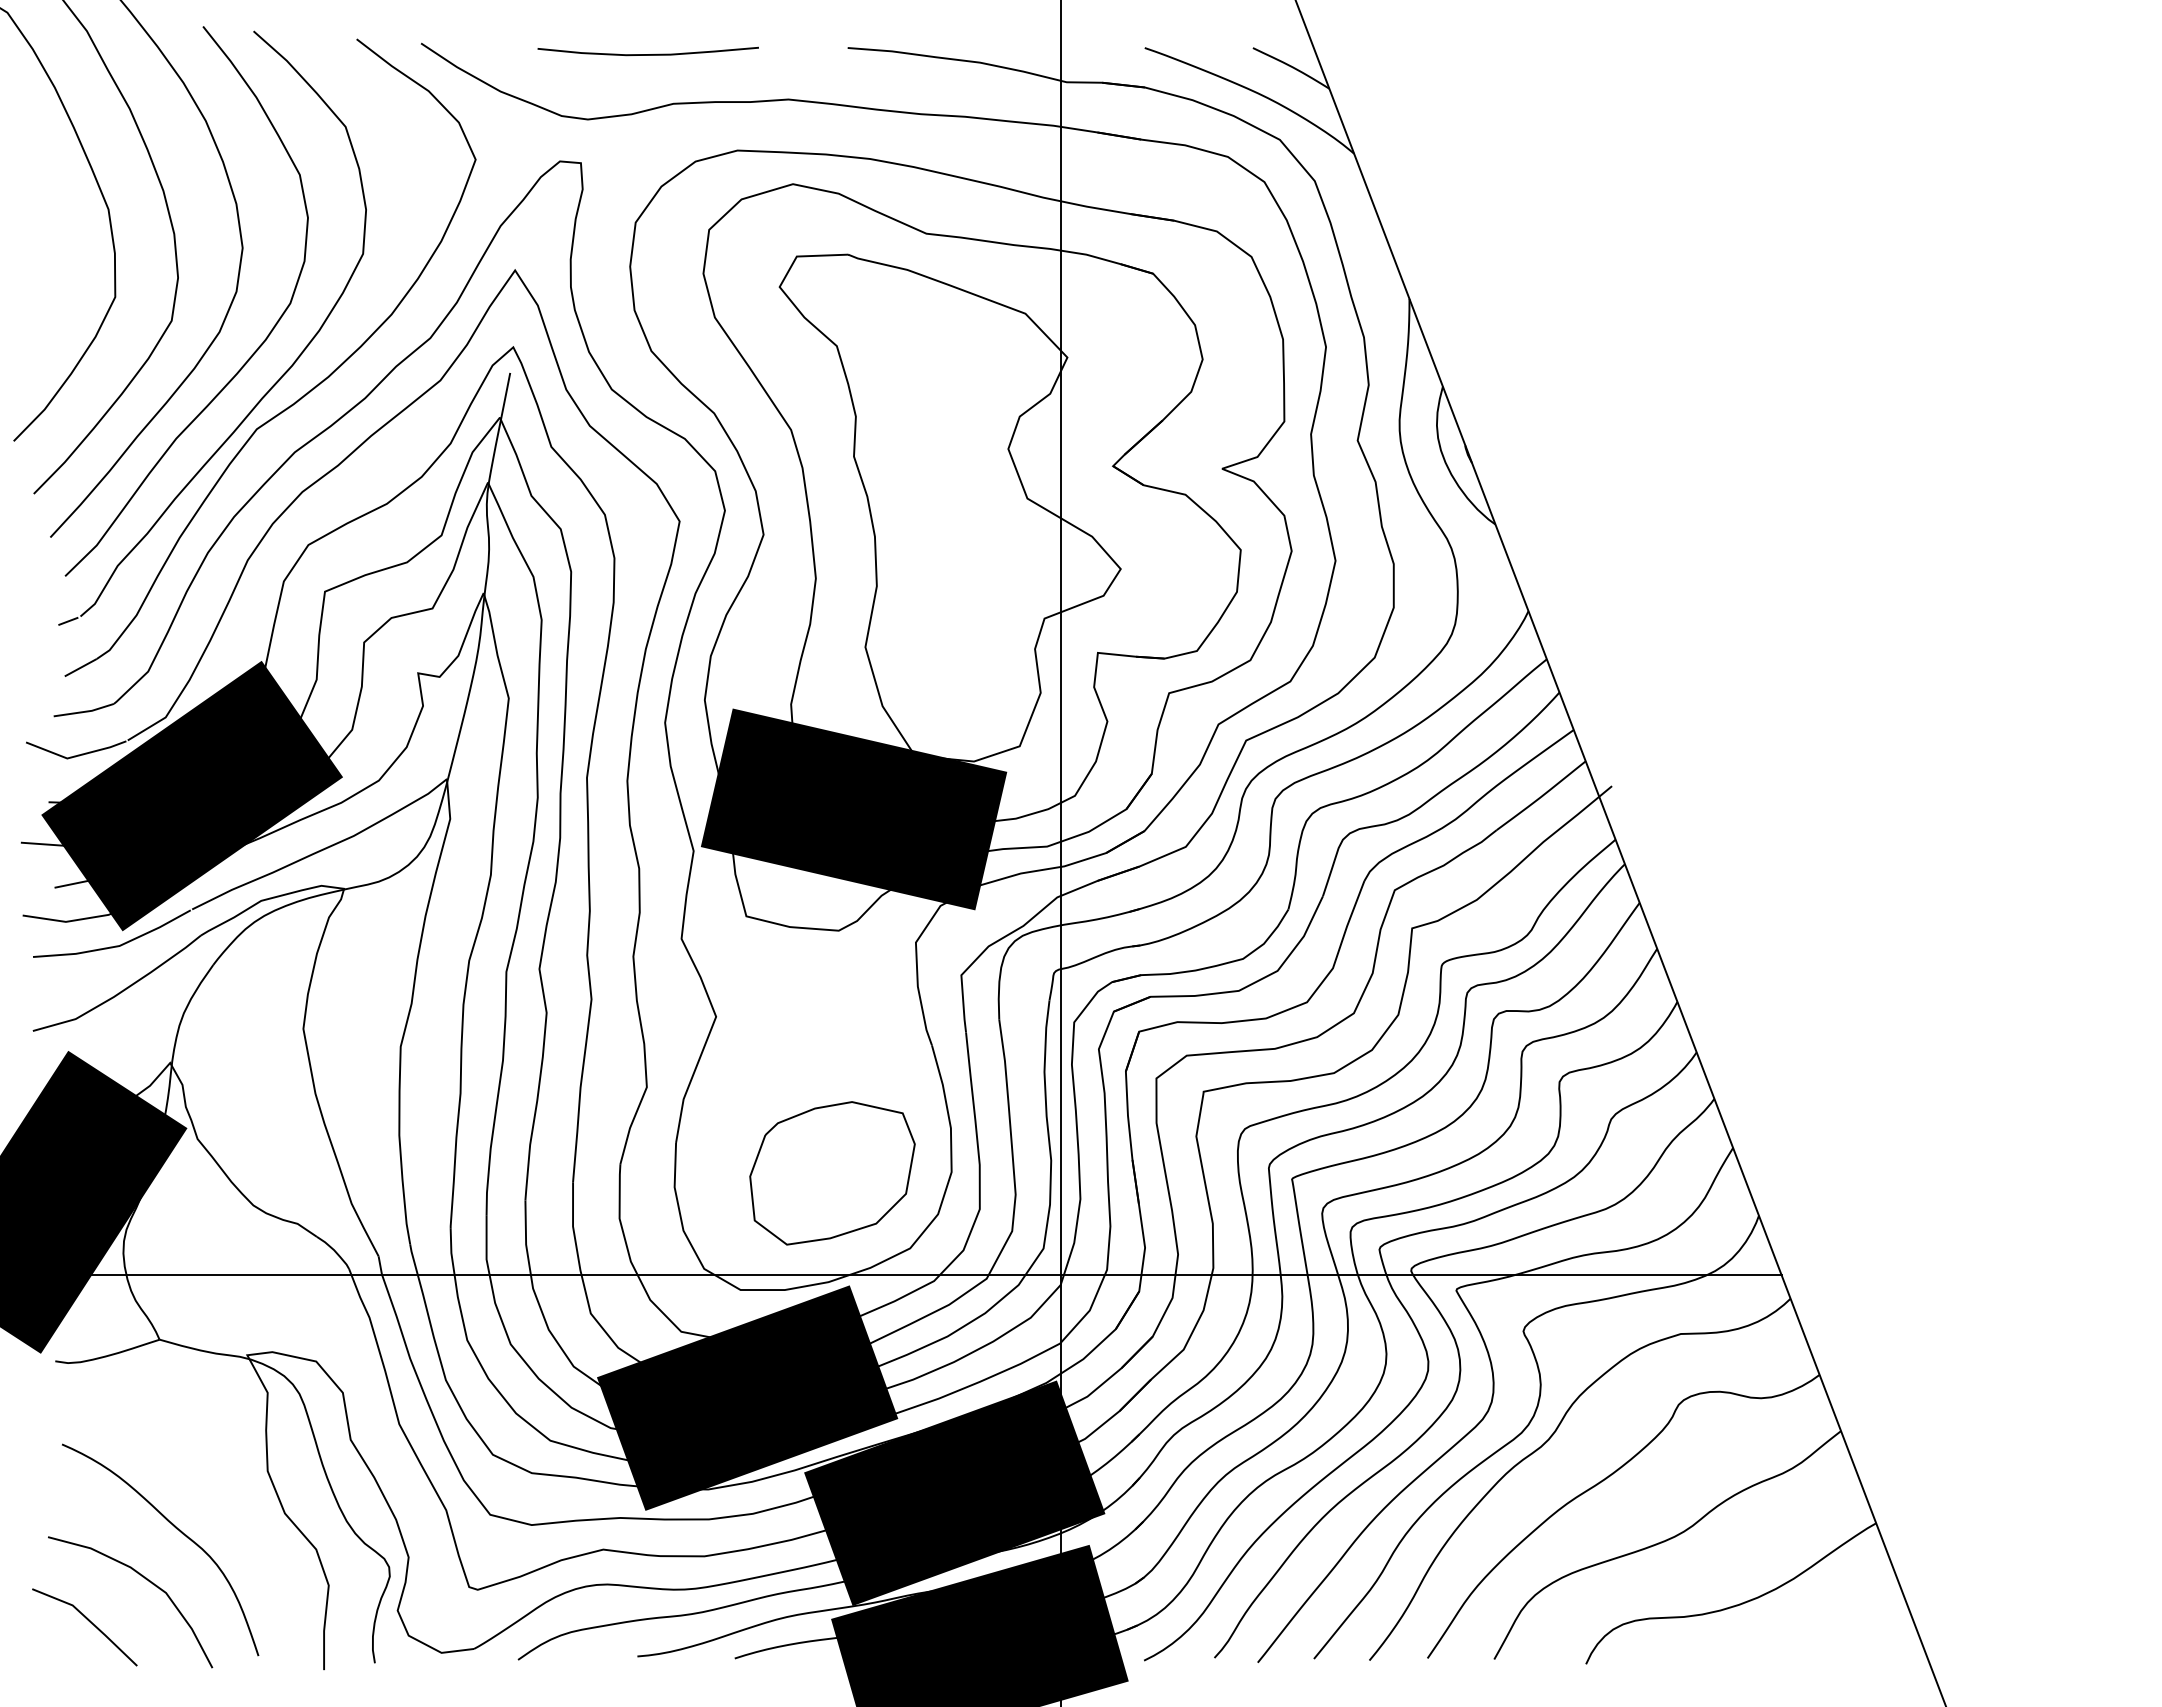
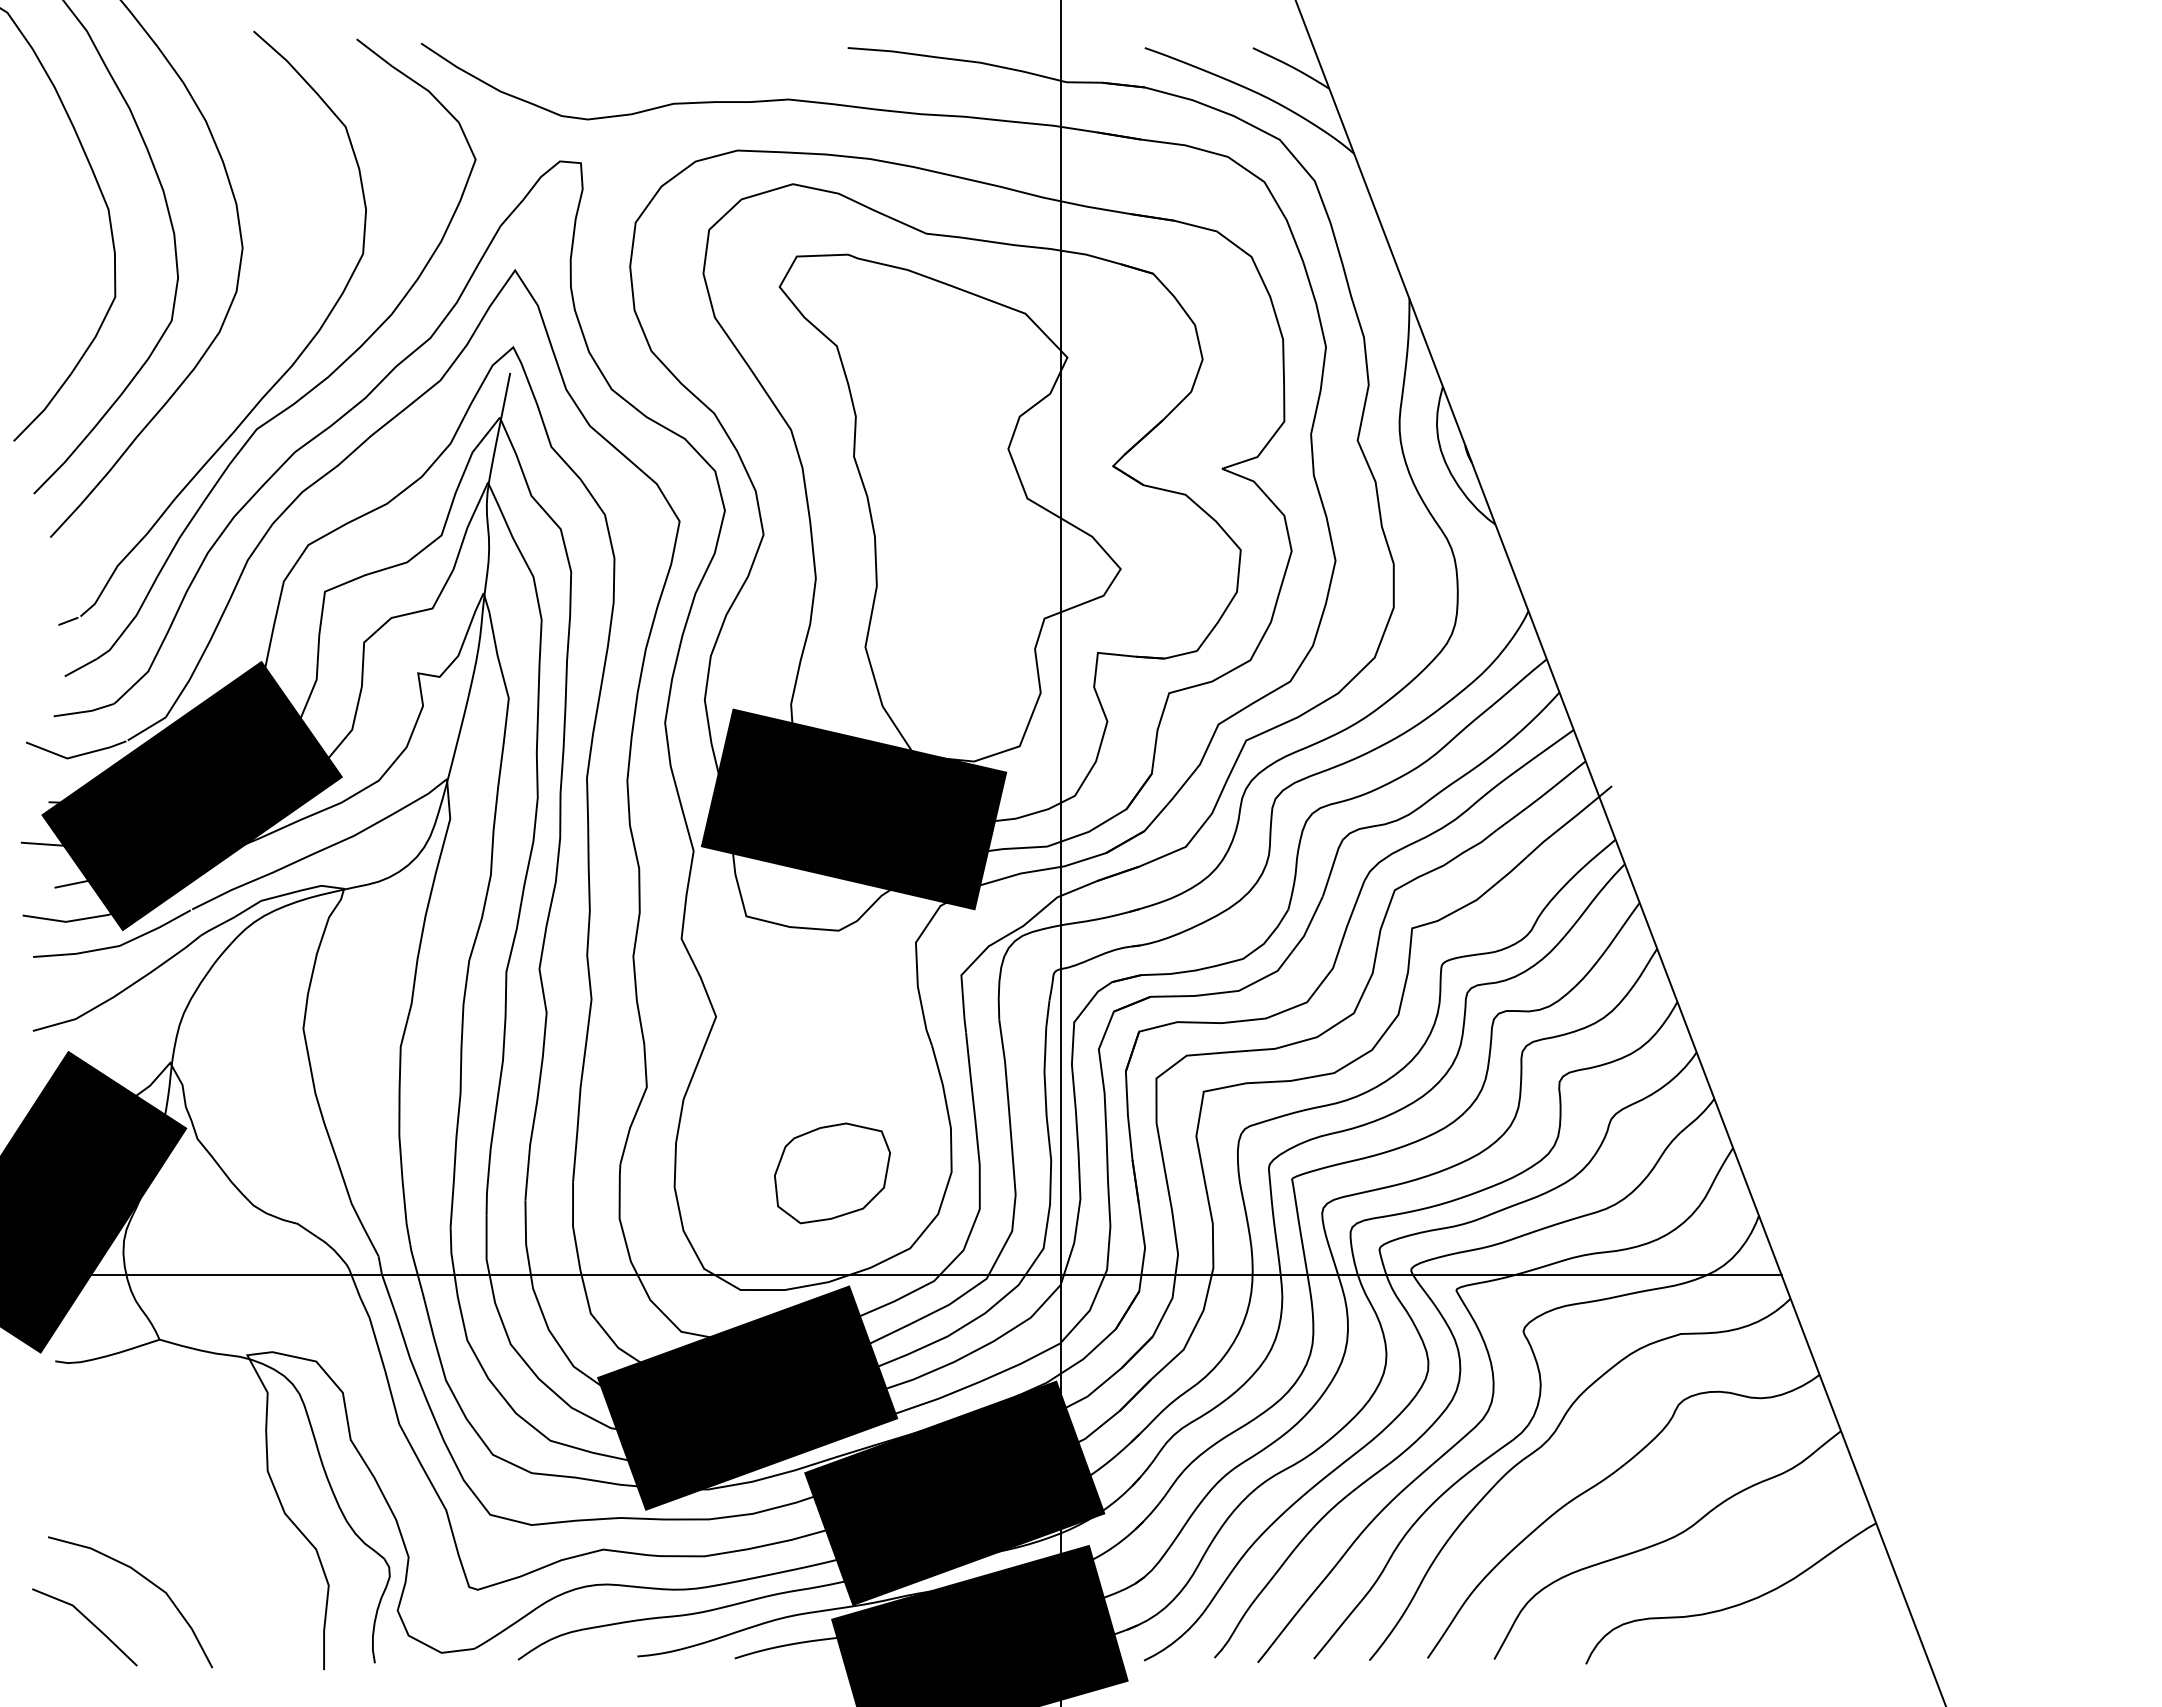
curve: present -> none (647, 54)
curve: present -> none (252, 353)
part size: 167x145 px -> 117x103 px (832, 1173)
curve: present -> none (176, 1529)
